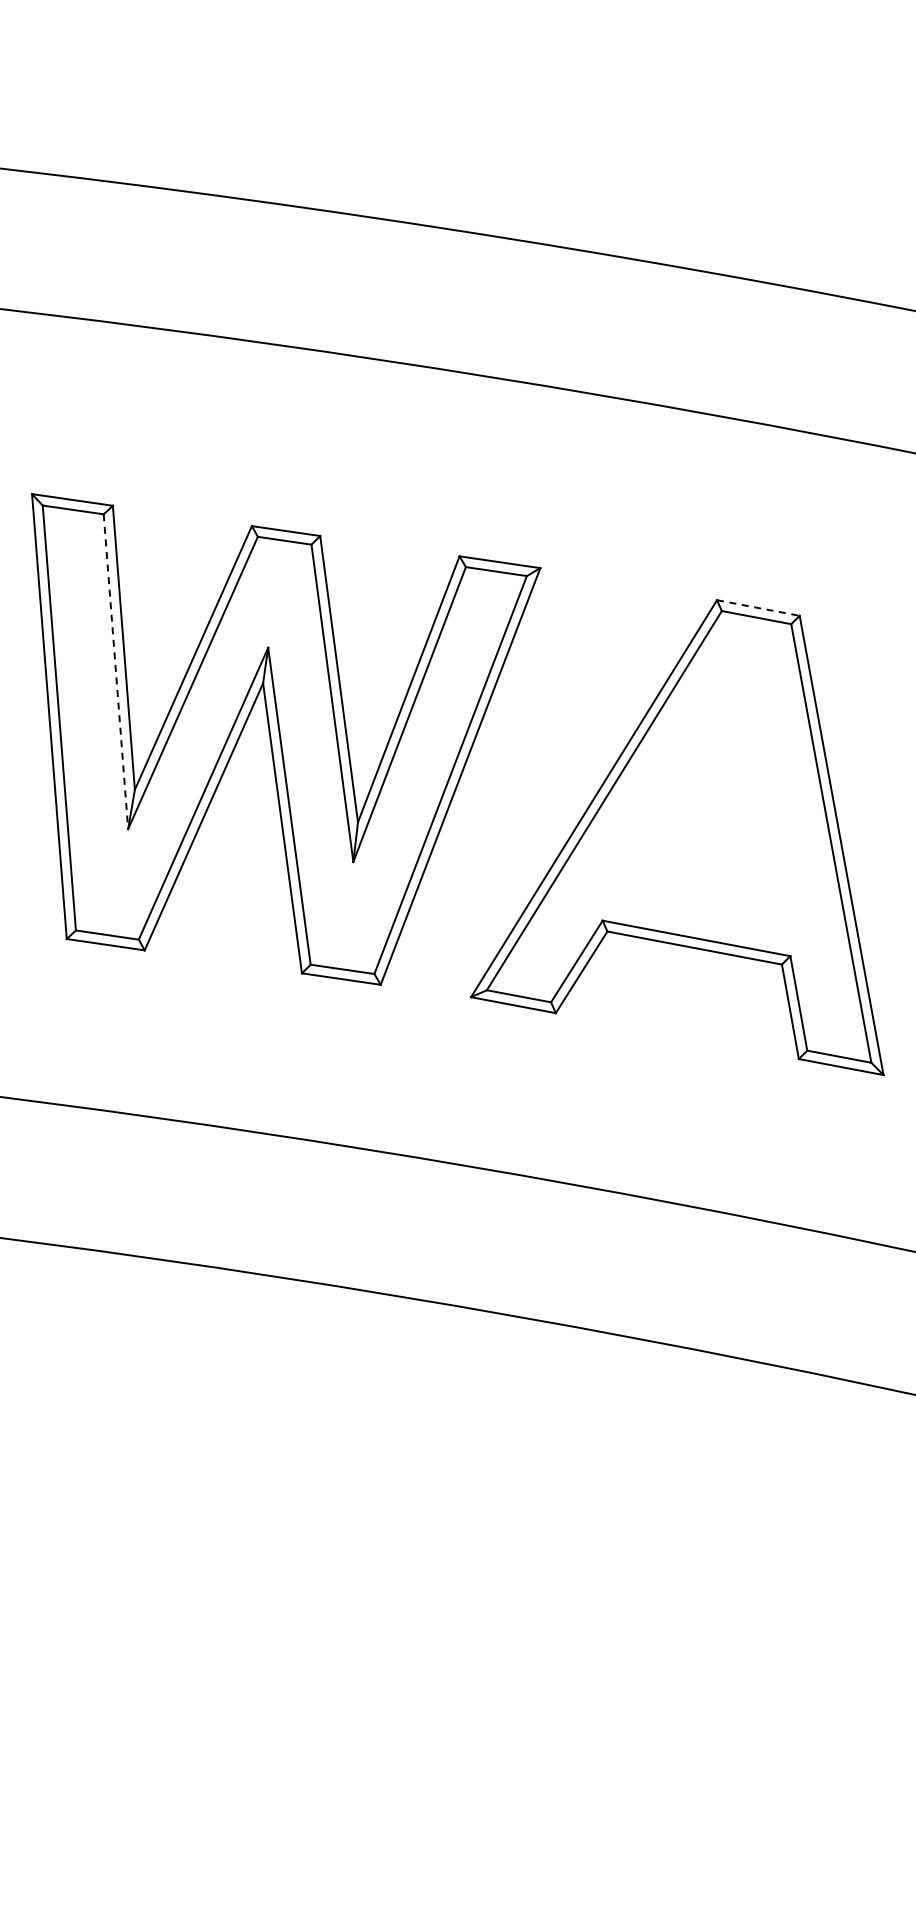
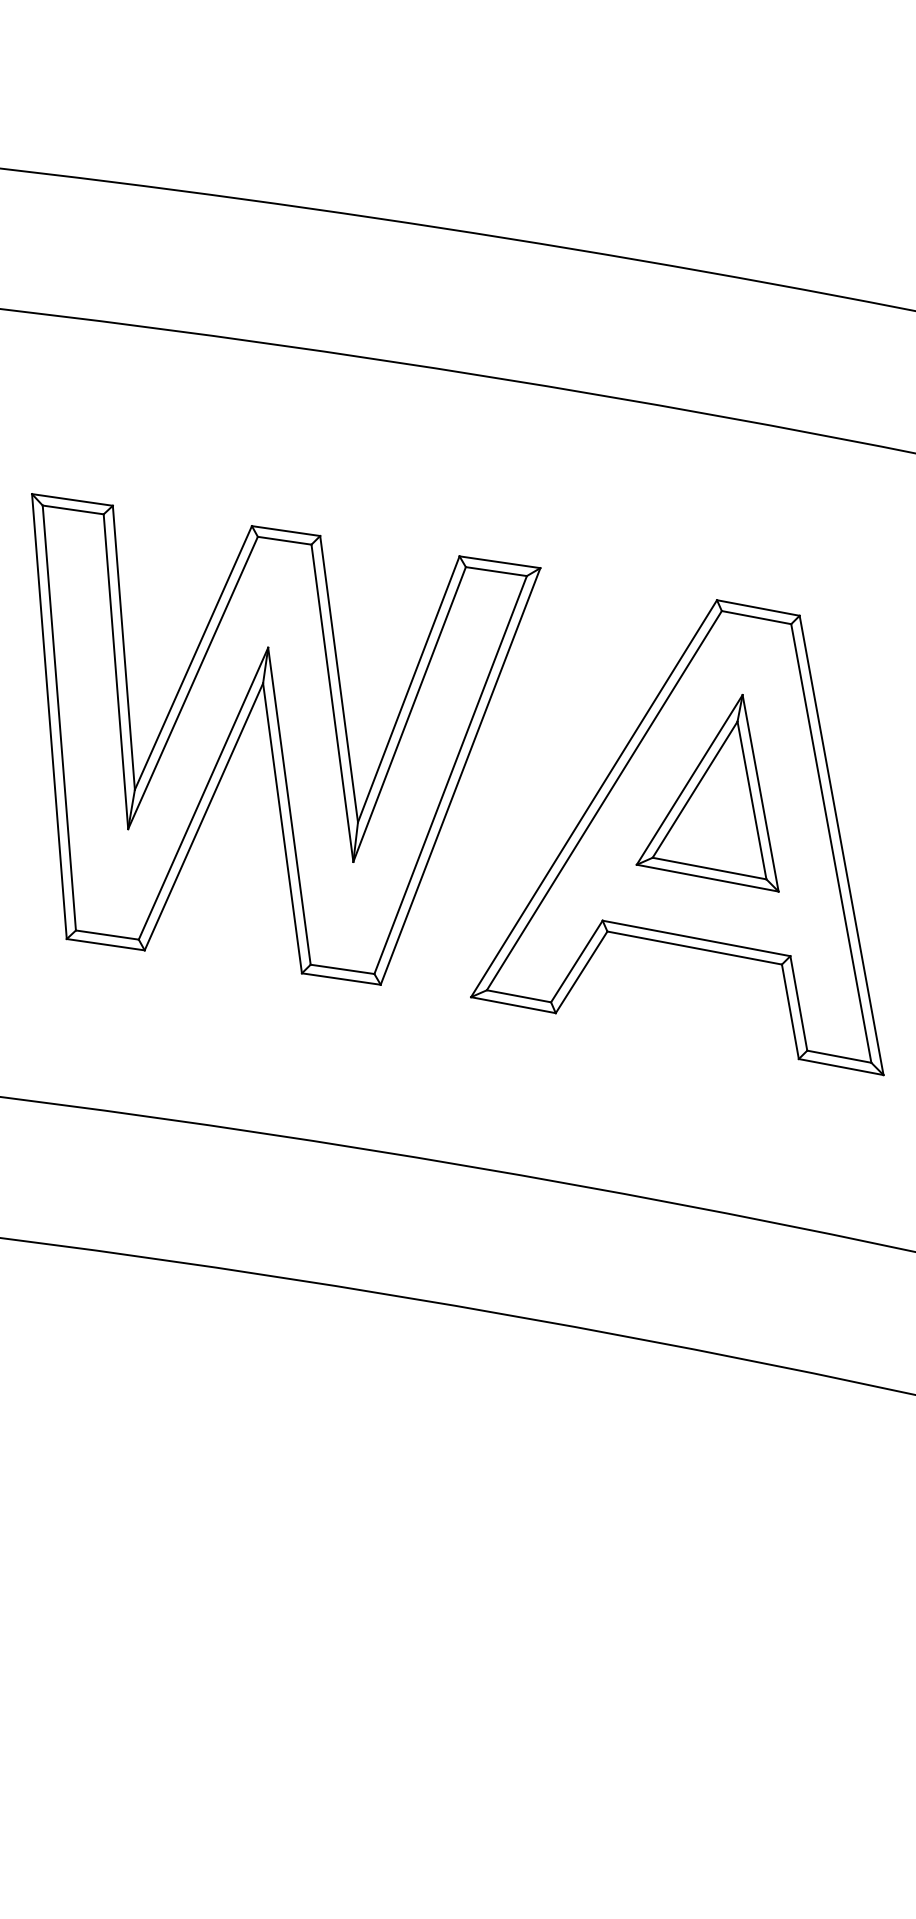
line: dashed -> solid (758, 608)
line: dashed -> solid (115, 671)
part: none -> present (707, 793)
